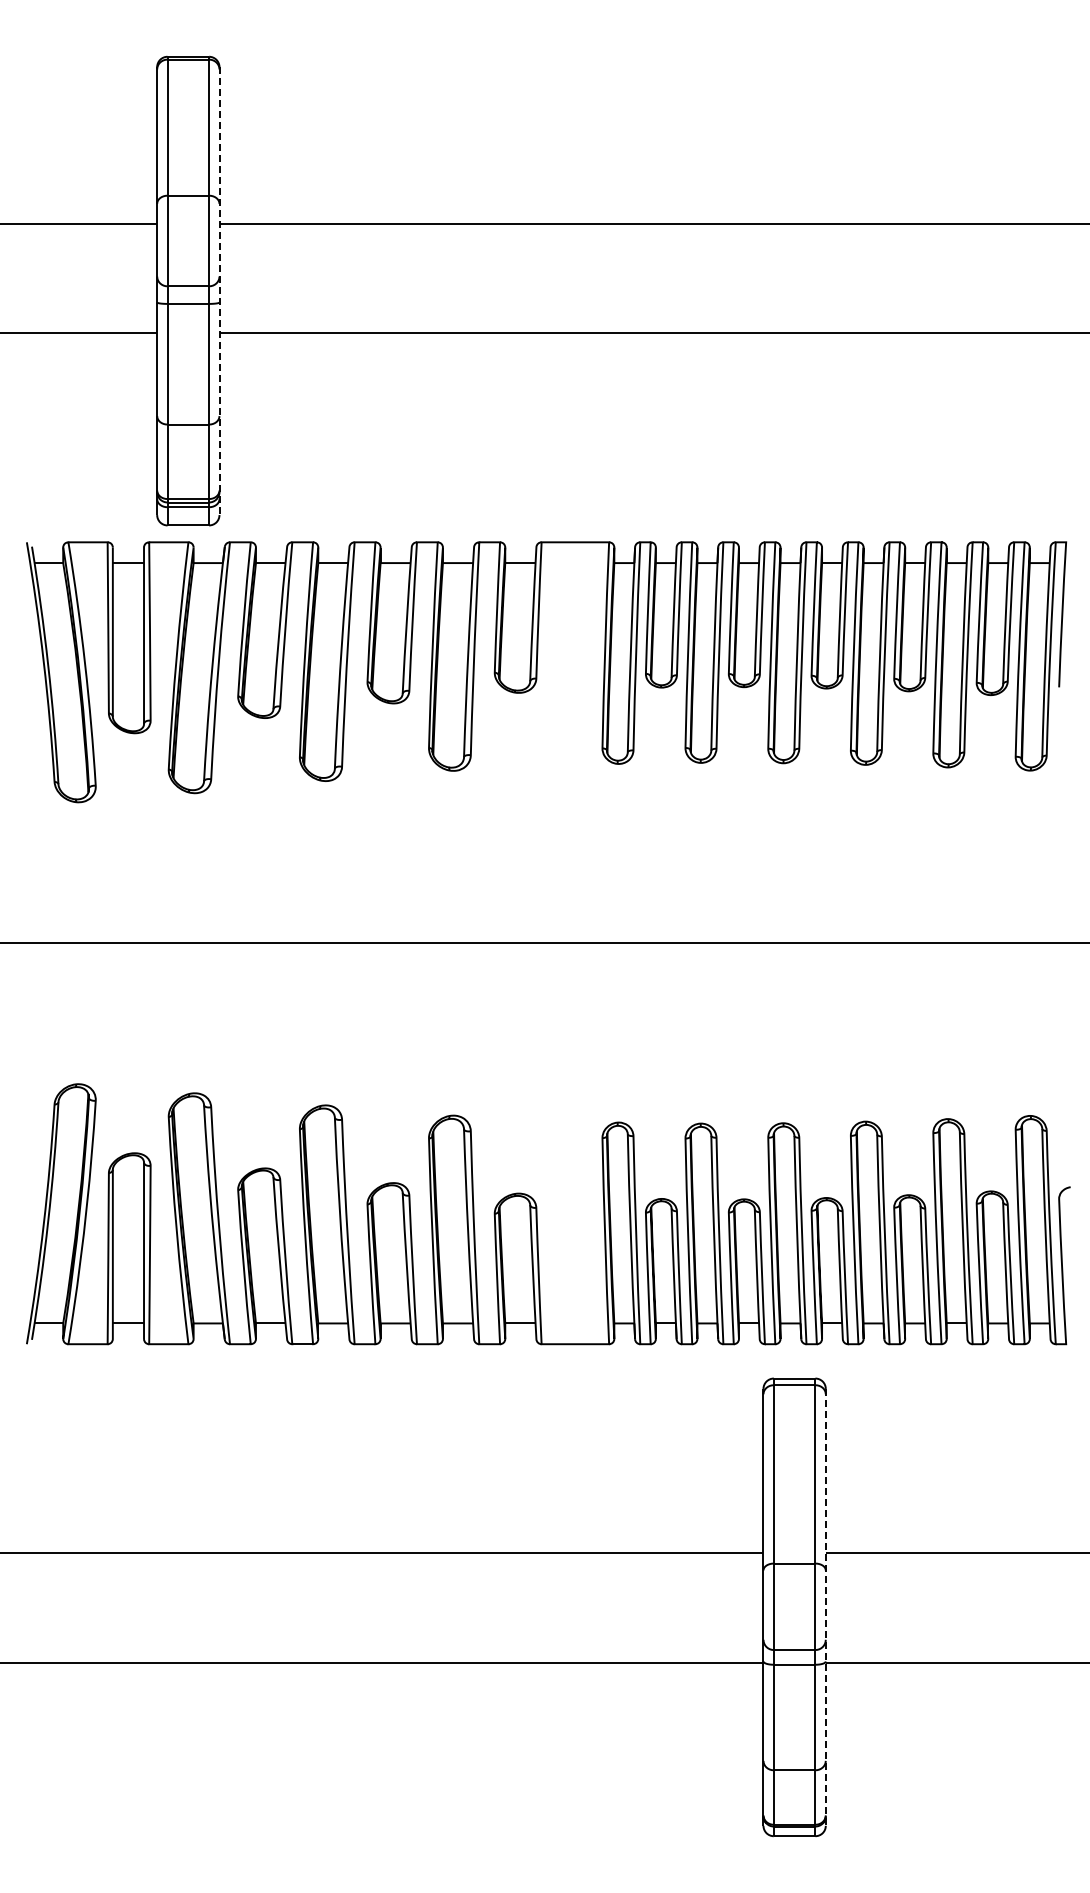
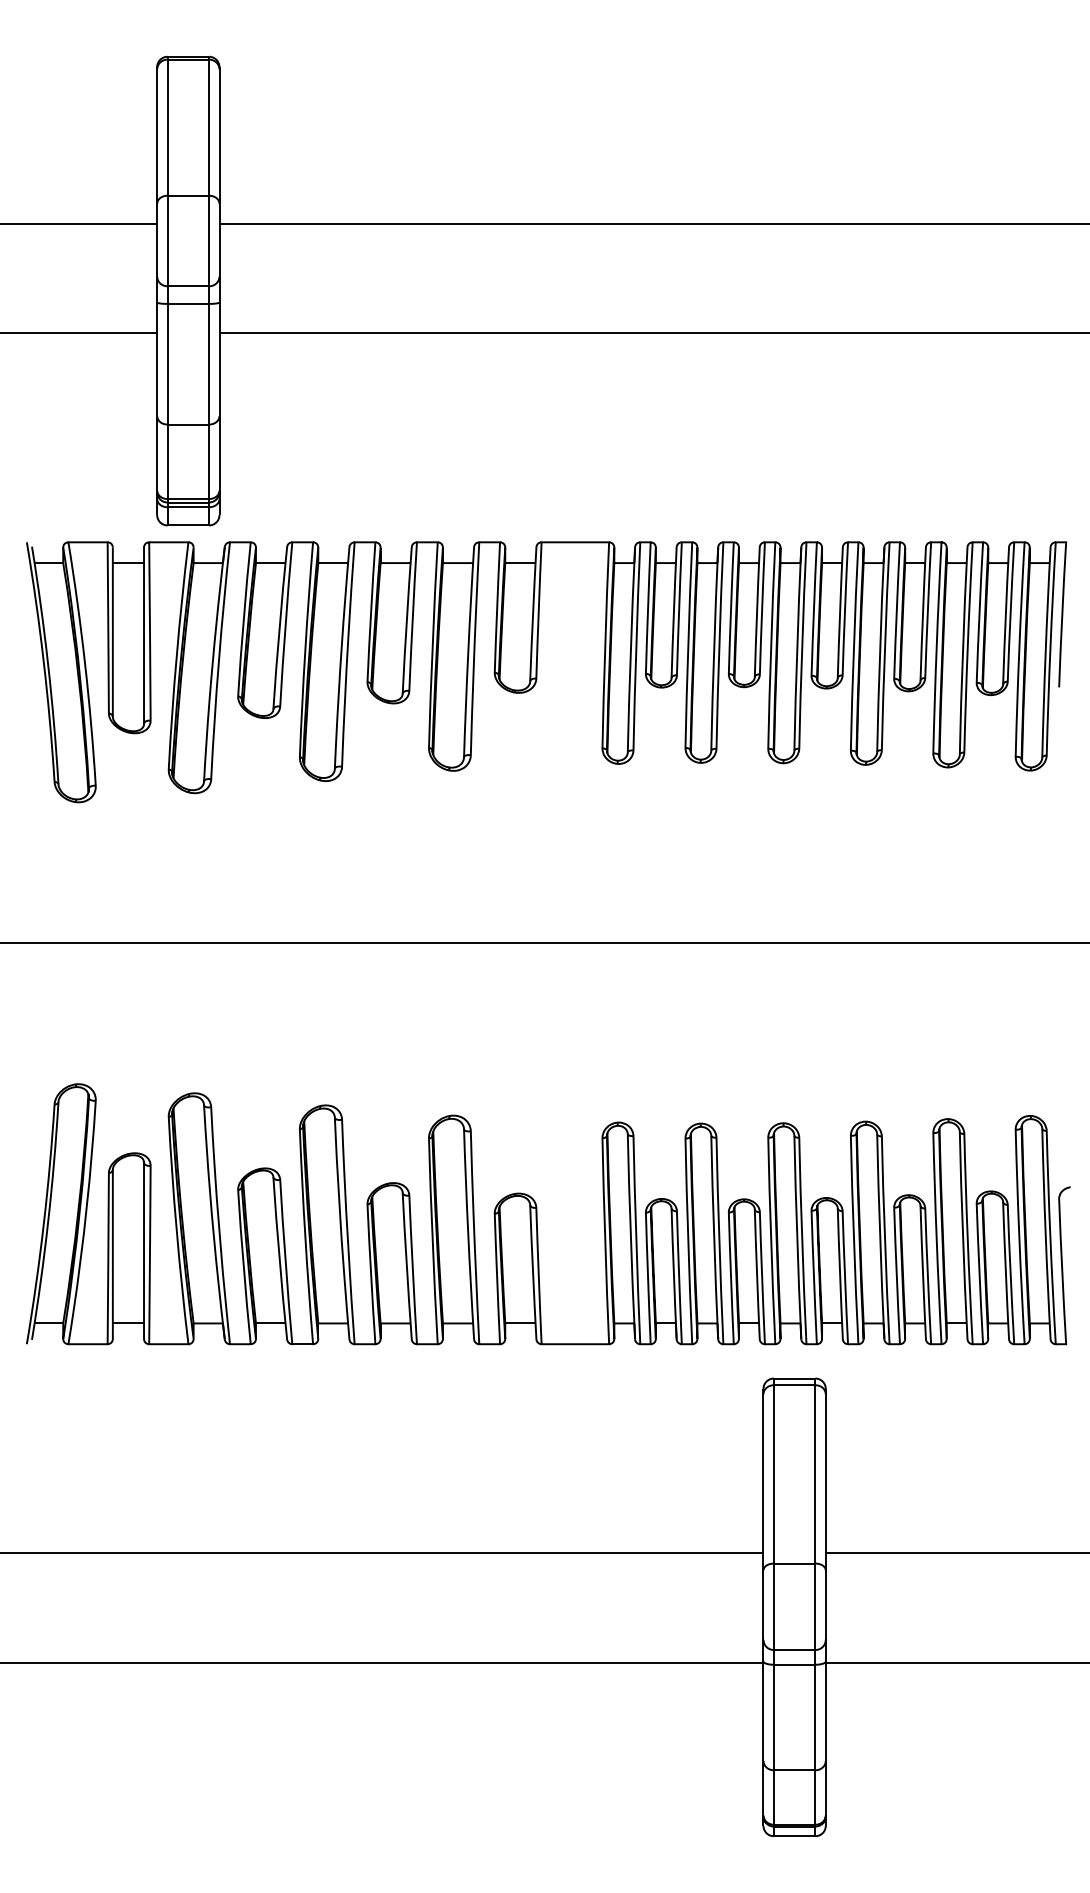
line: dashed -> solid (219, 291)
line: dashed -> solid (825, 1607)
